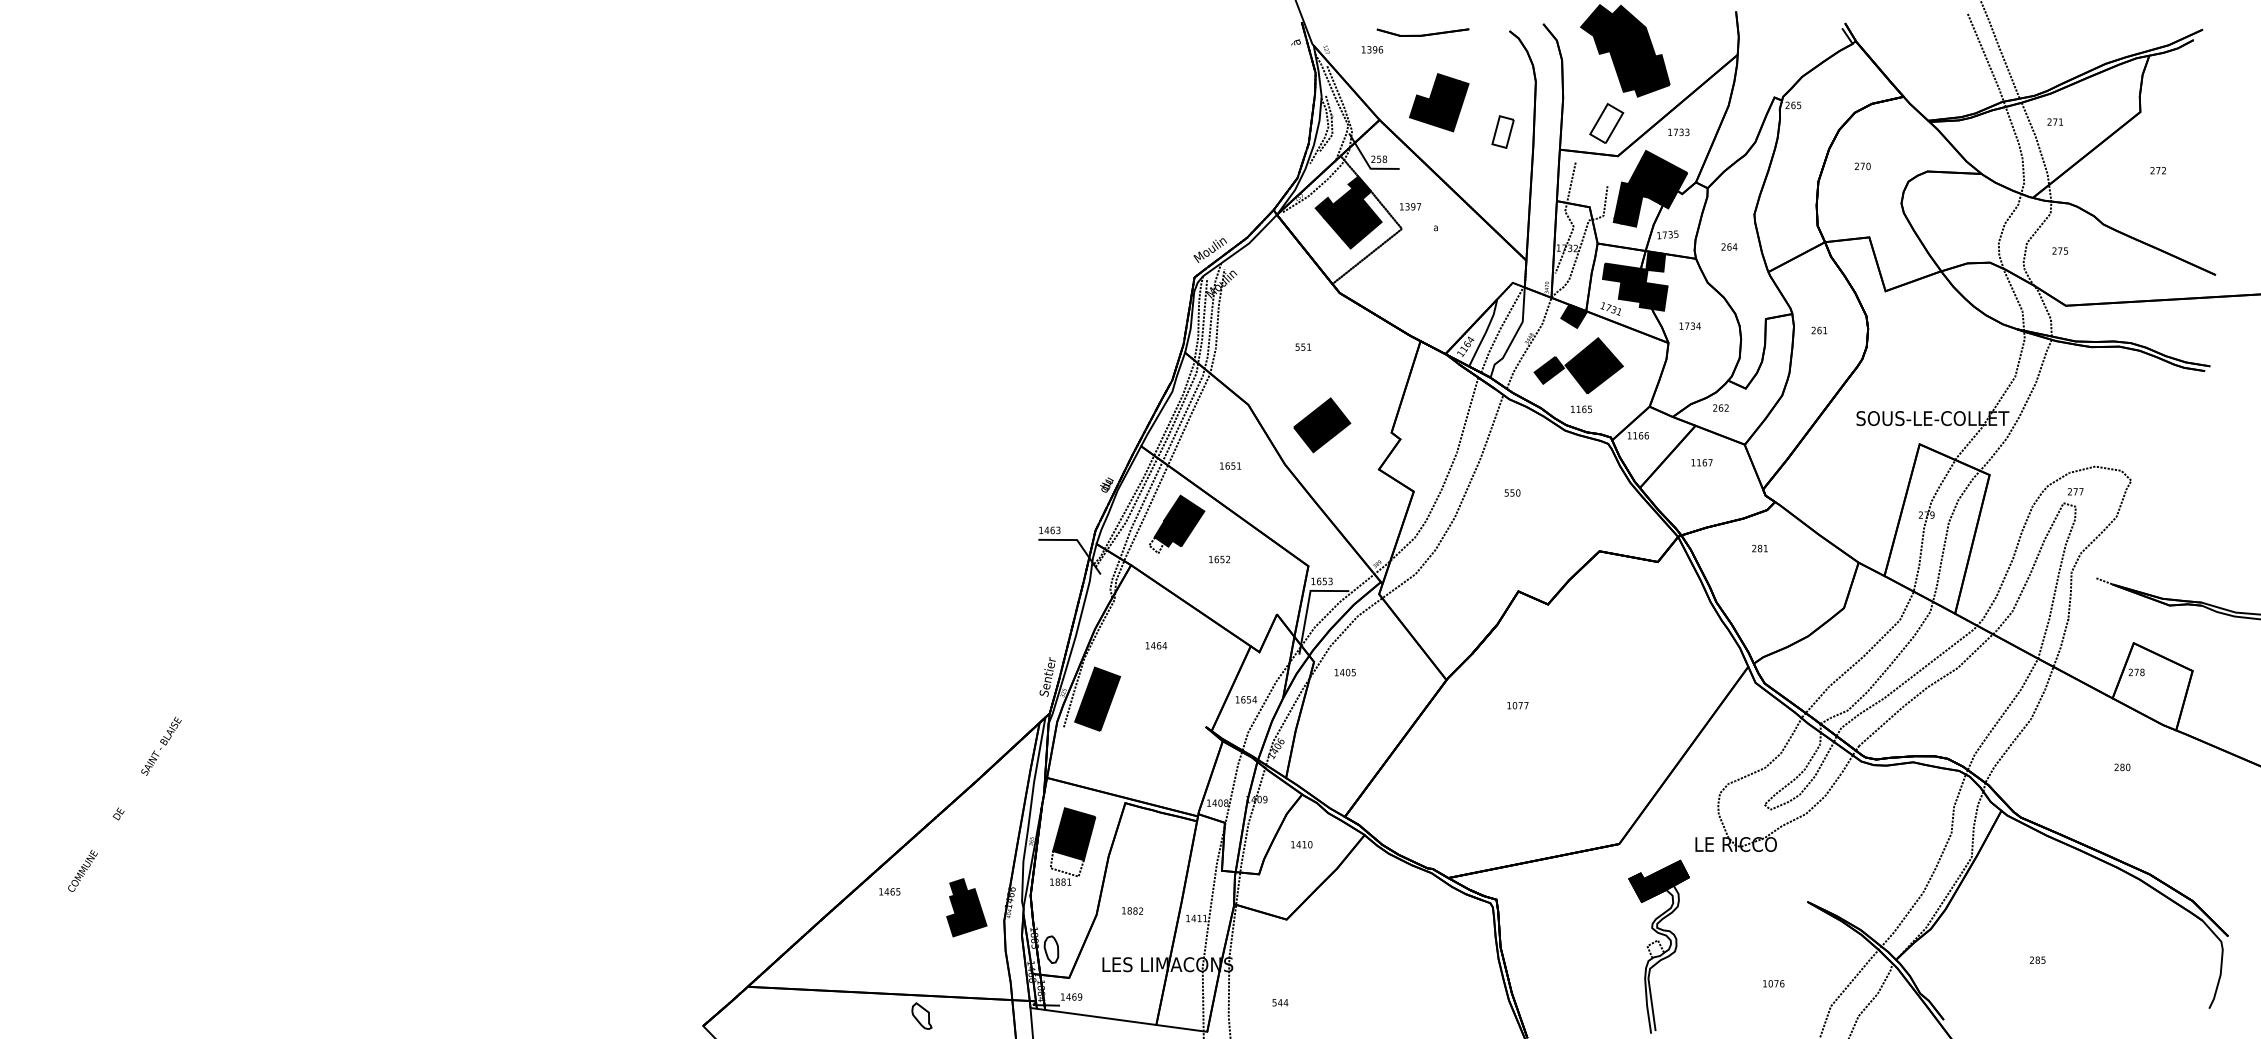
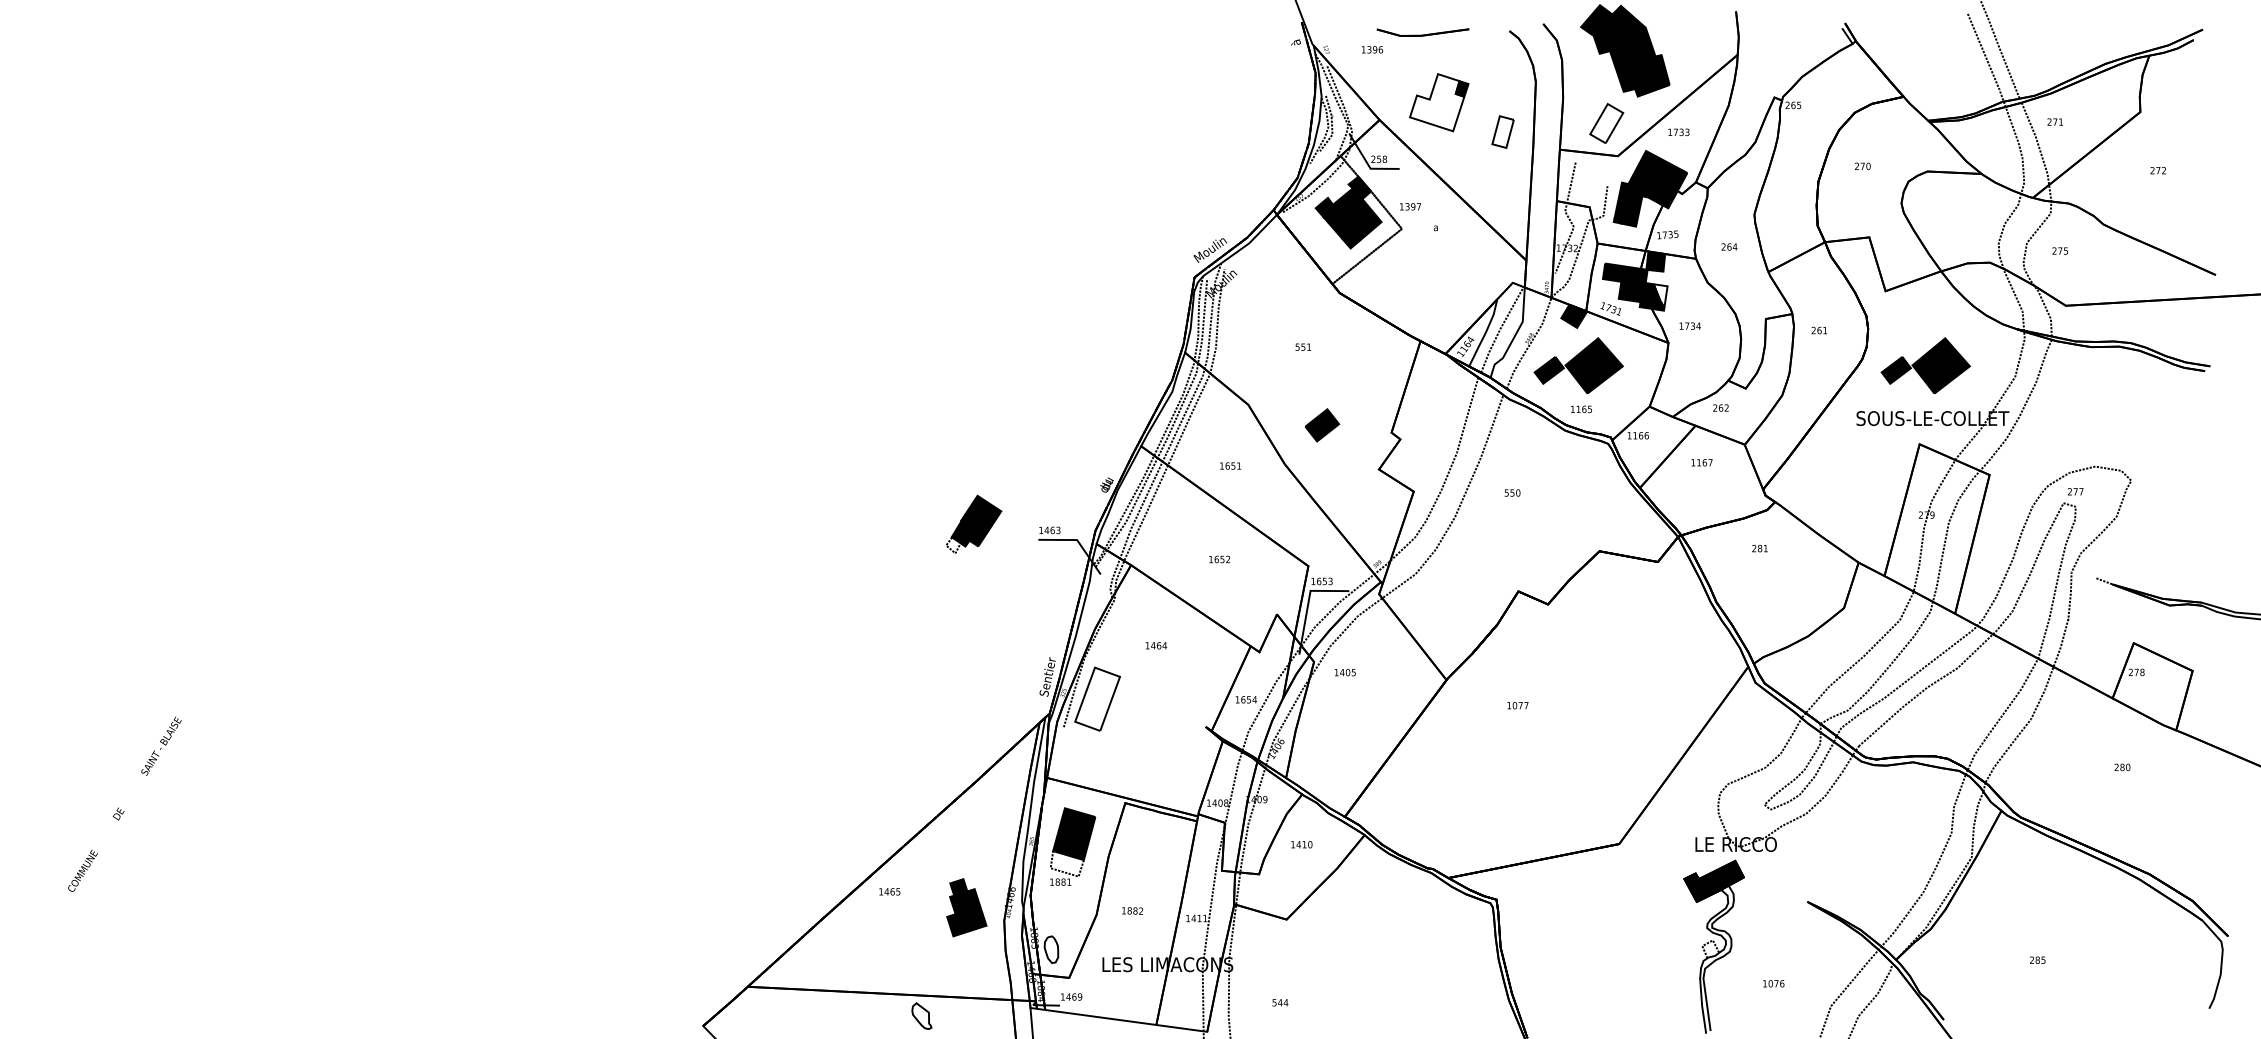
fill: present -> none (1437, 102)
fill: present -> none (1660, 295)
part: none -> present (1925, 365)
part size: 59x57 px -> 37x35 px (1322, 425)
part position: (1177, 523) -> (974, 523) (974, 523)
fill: present -> none (1097, 698)
part position: (1658, 946) -> (1713, 946) (1713, 946)
